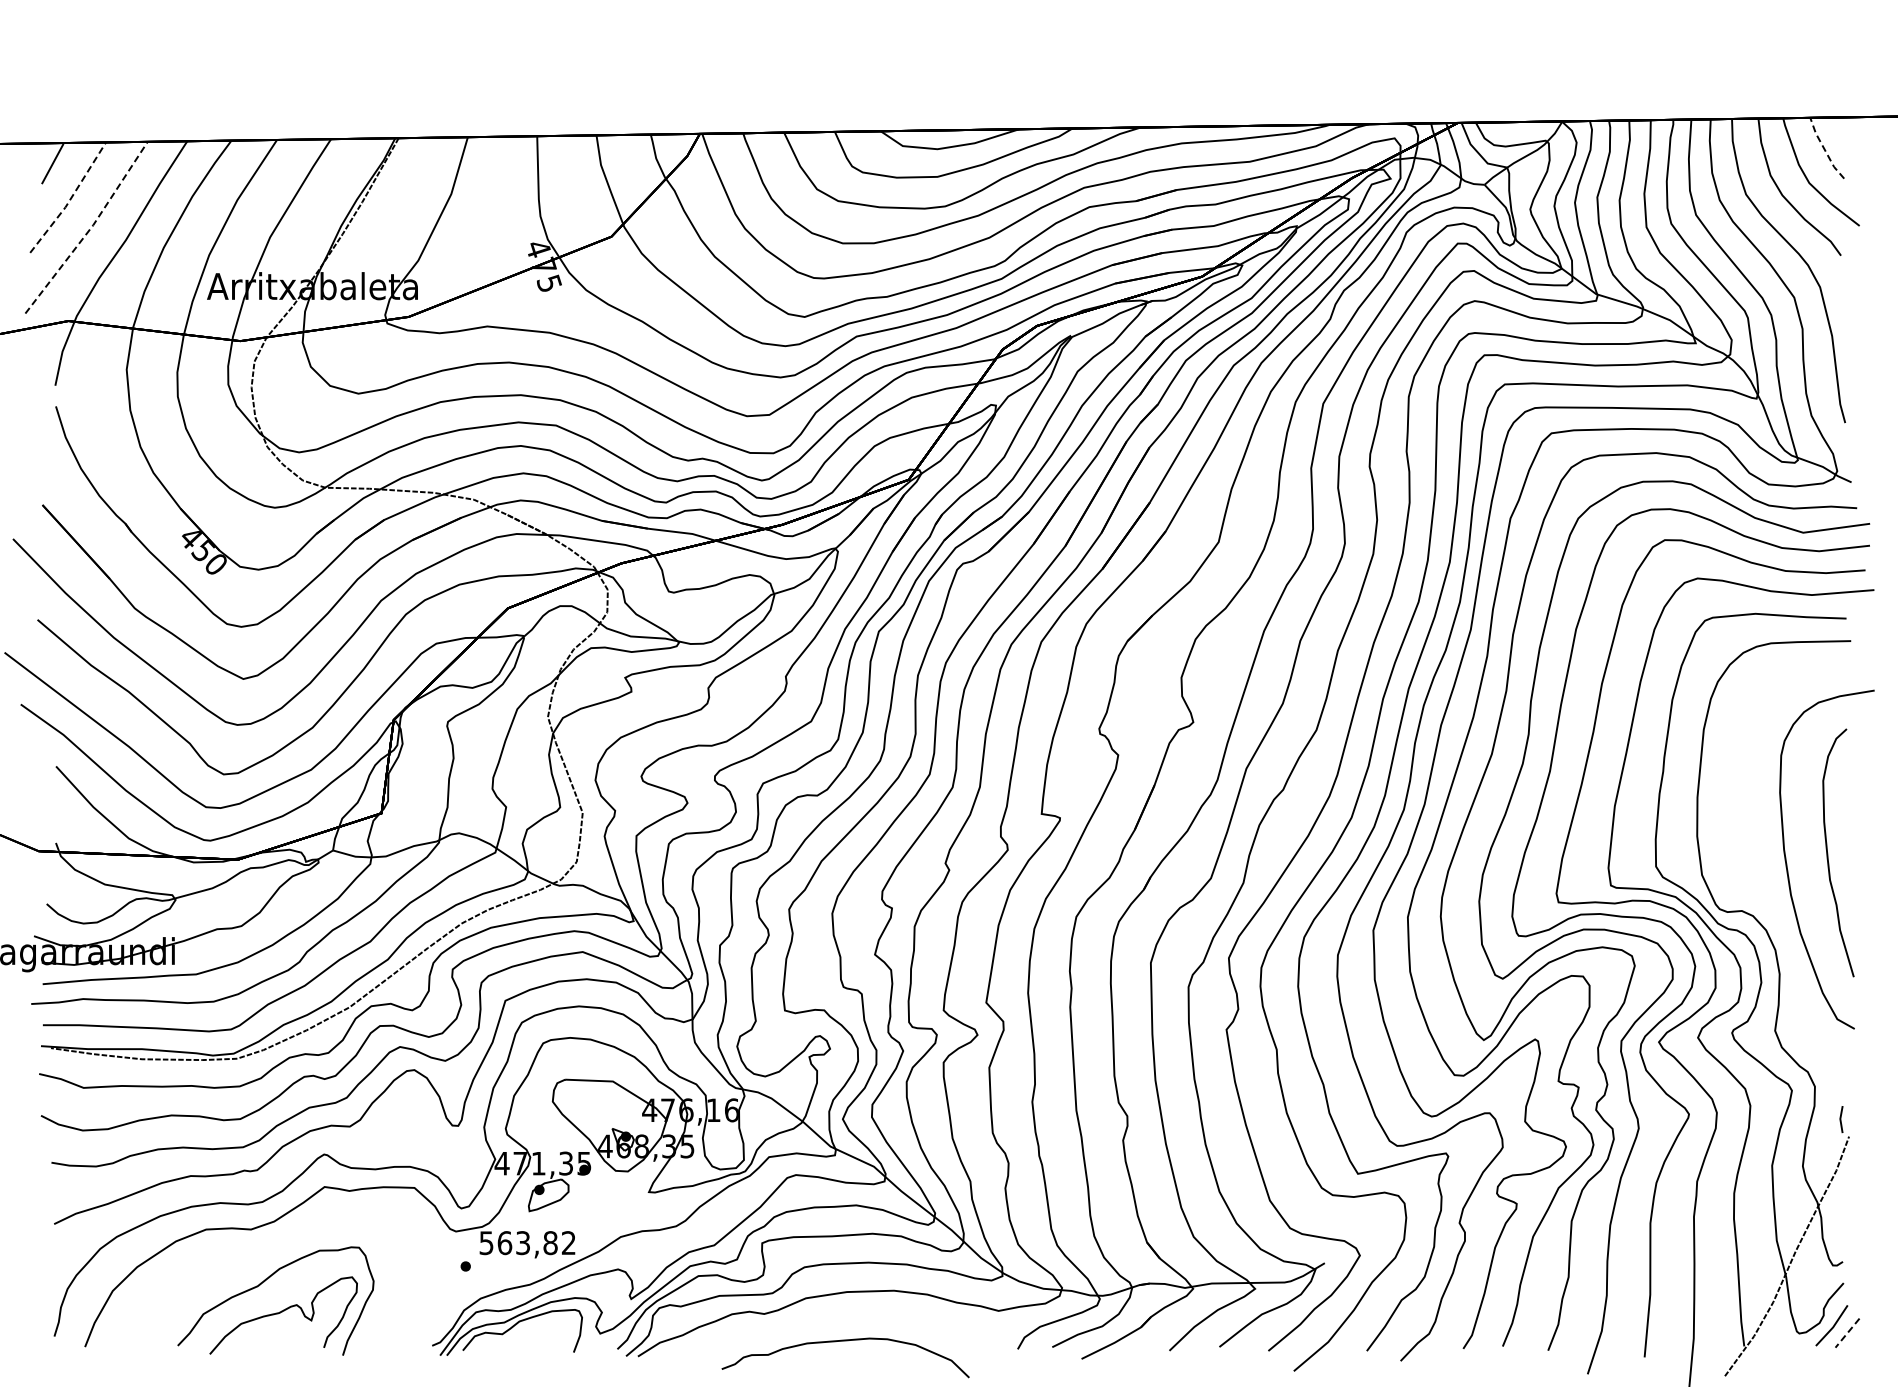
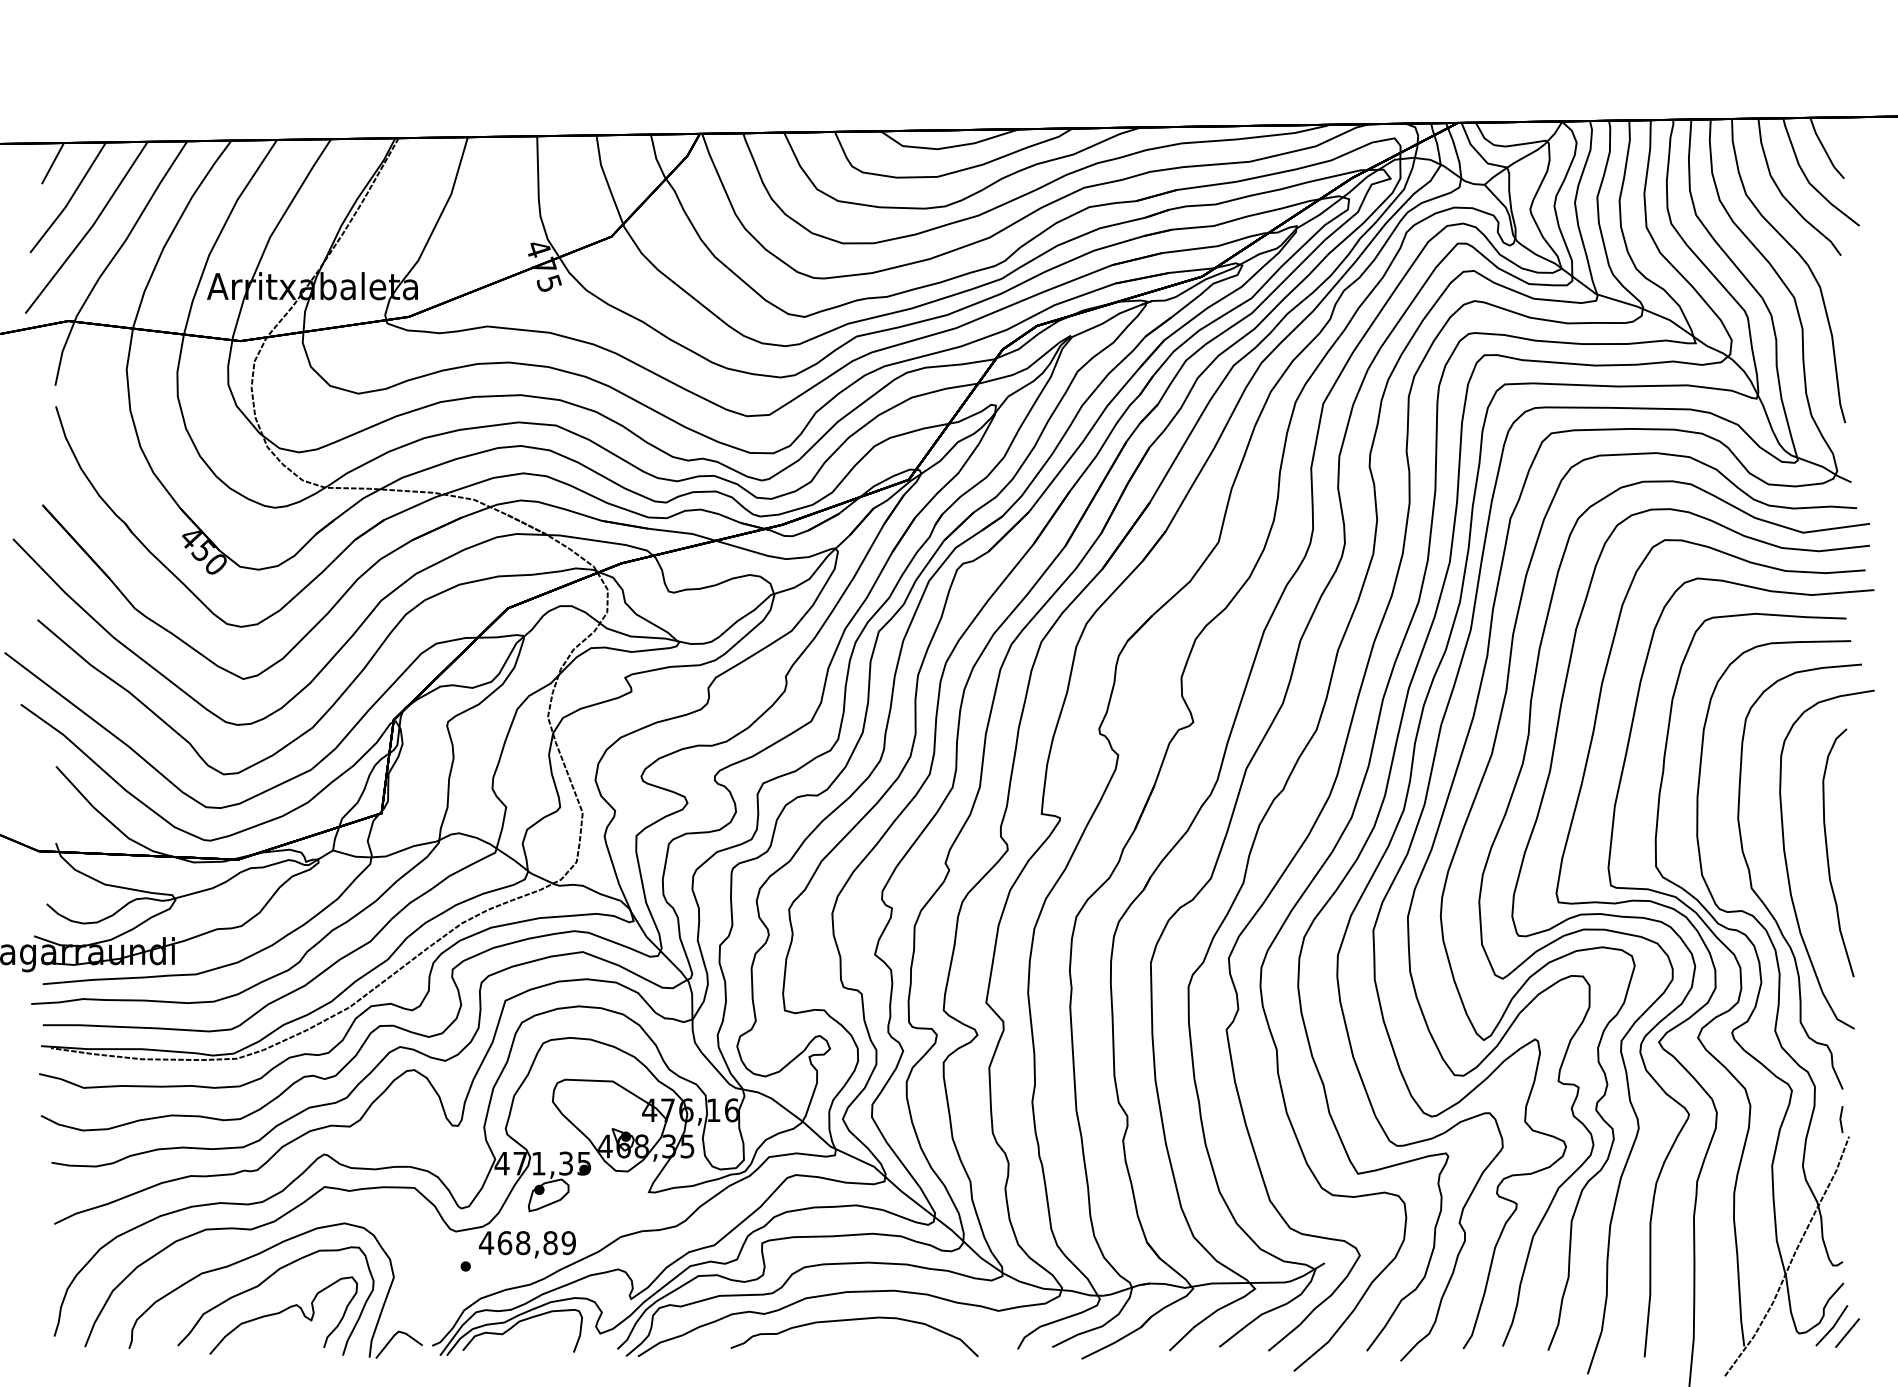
line: dashed -> solid (1824, 149)
line: dashed -> solid (70, 199)
line: dashed -> solid (90, 229)
curve: none -> present (1763, 901)
text: 563,82 -> 468,89 (527, 1243)
part: none -> present (257, 1255)
line: dashed -> solid (1847, 1333)
curve position: (845, 1341) -> (854, 1320) (854, 1320)
